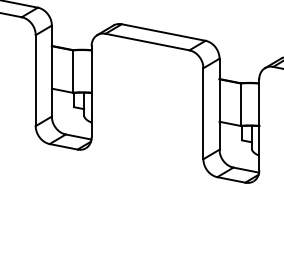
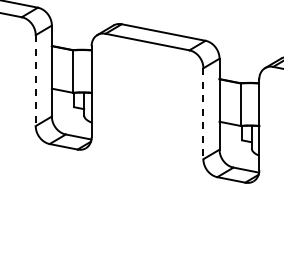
line: solid -> dashed (35, 81)
line: solid -> dashed (203, 114)
